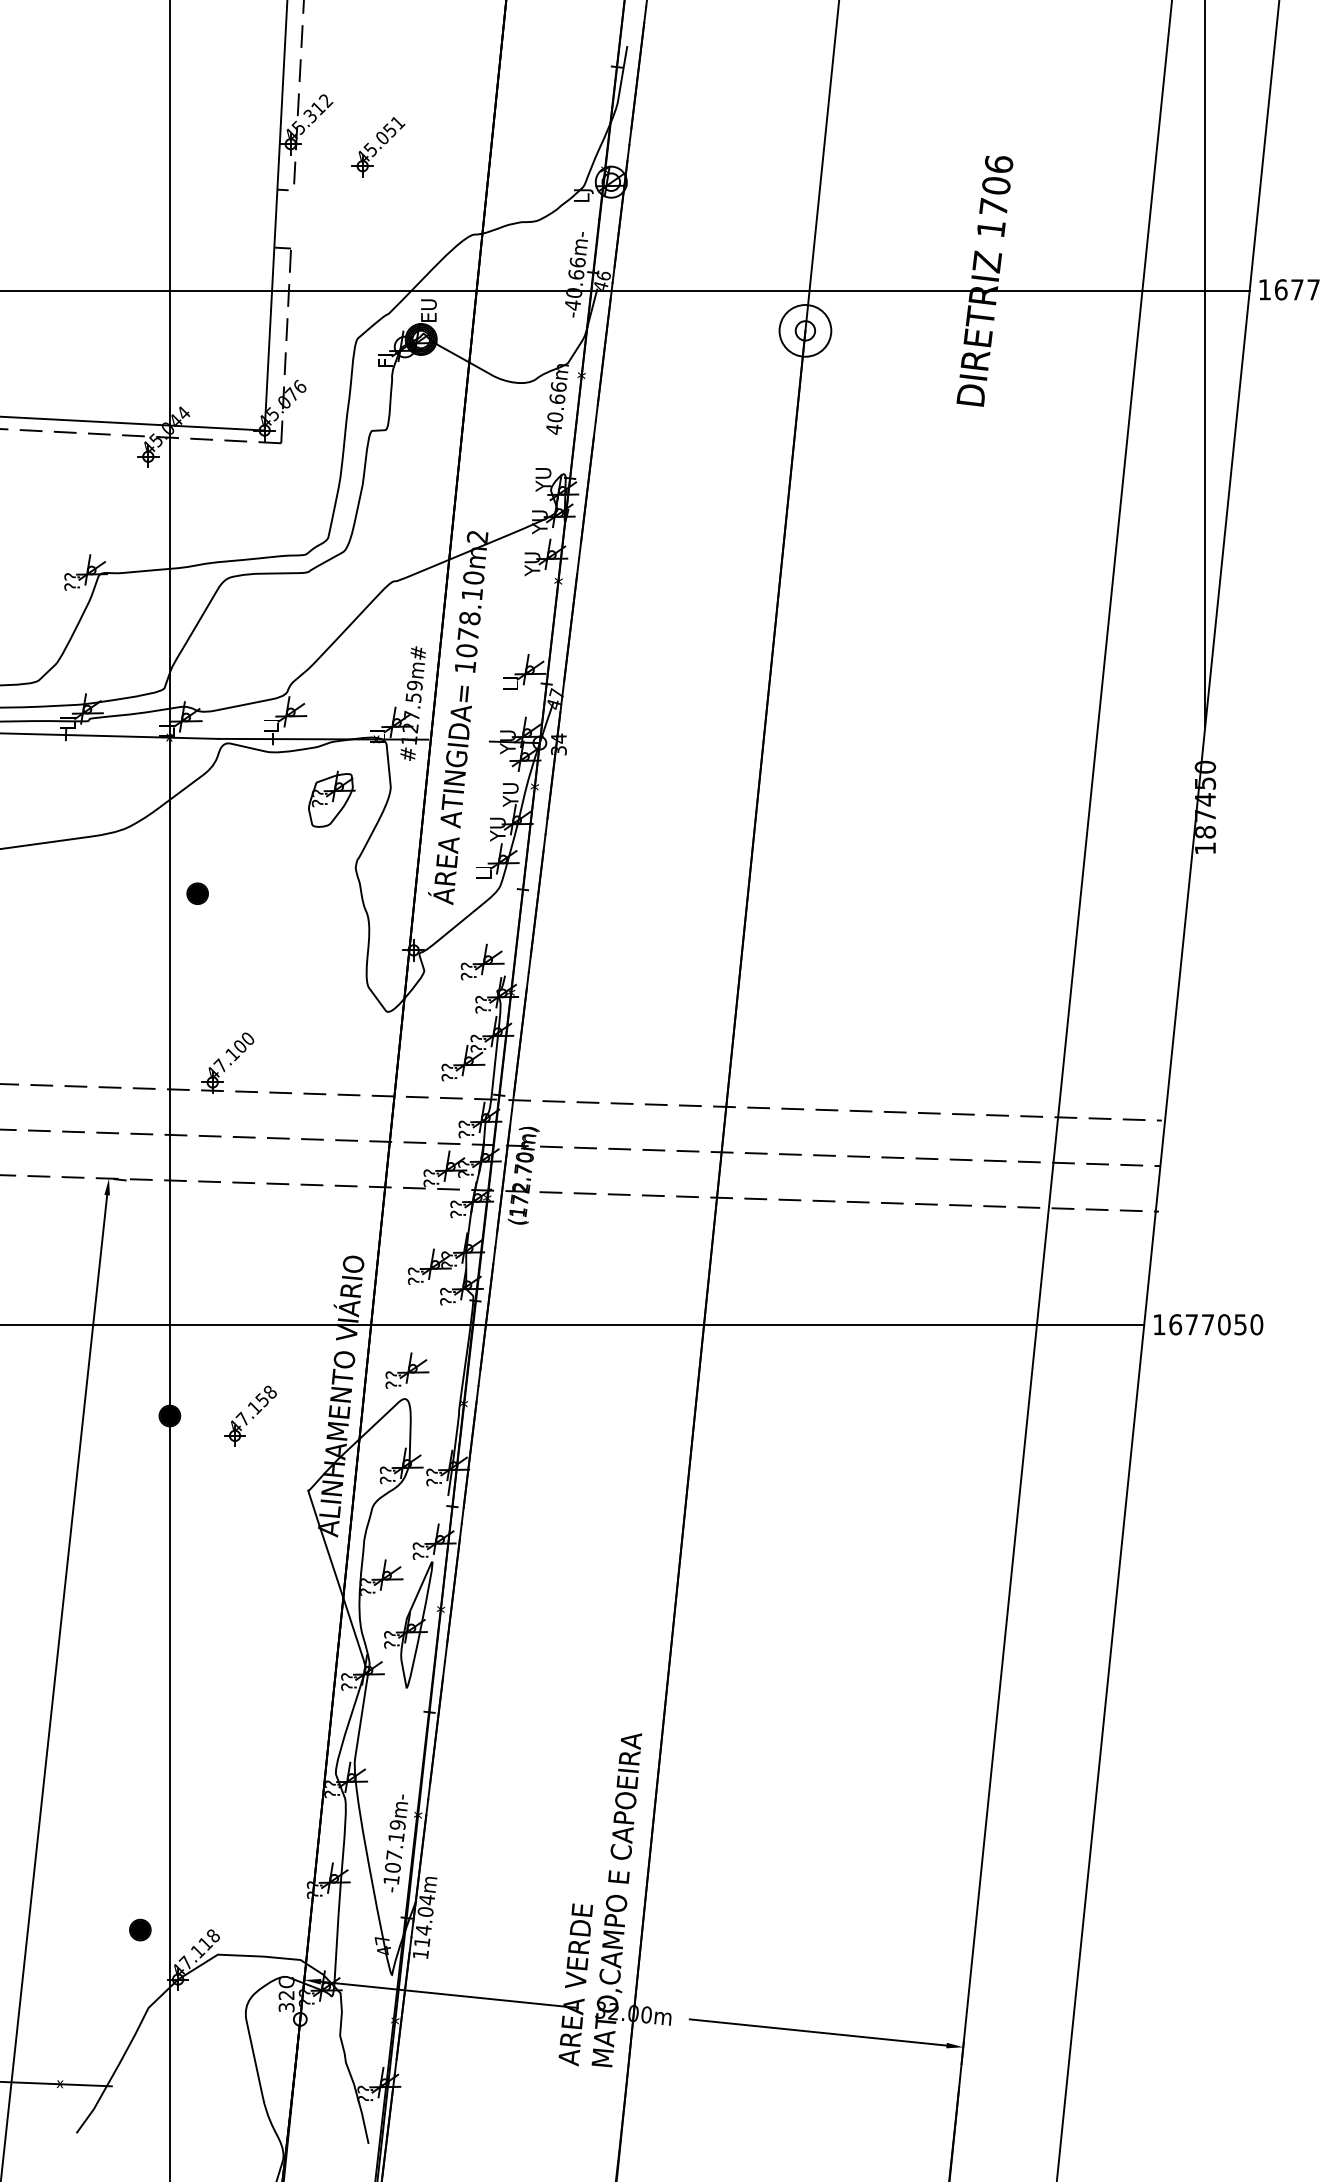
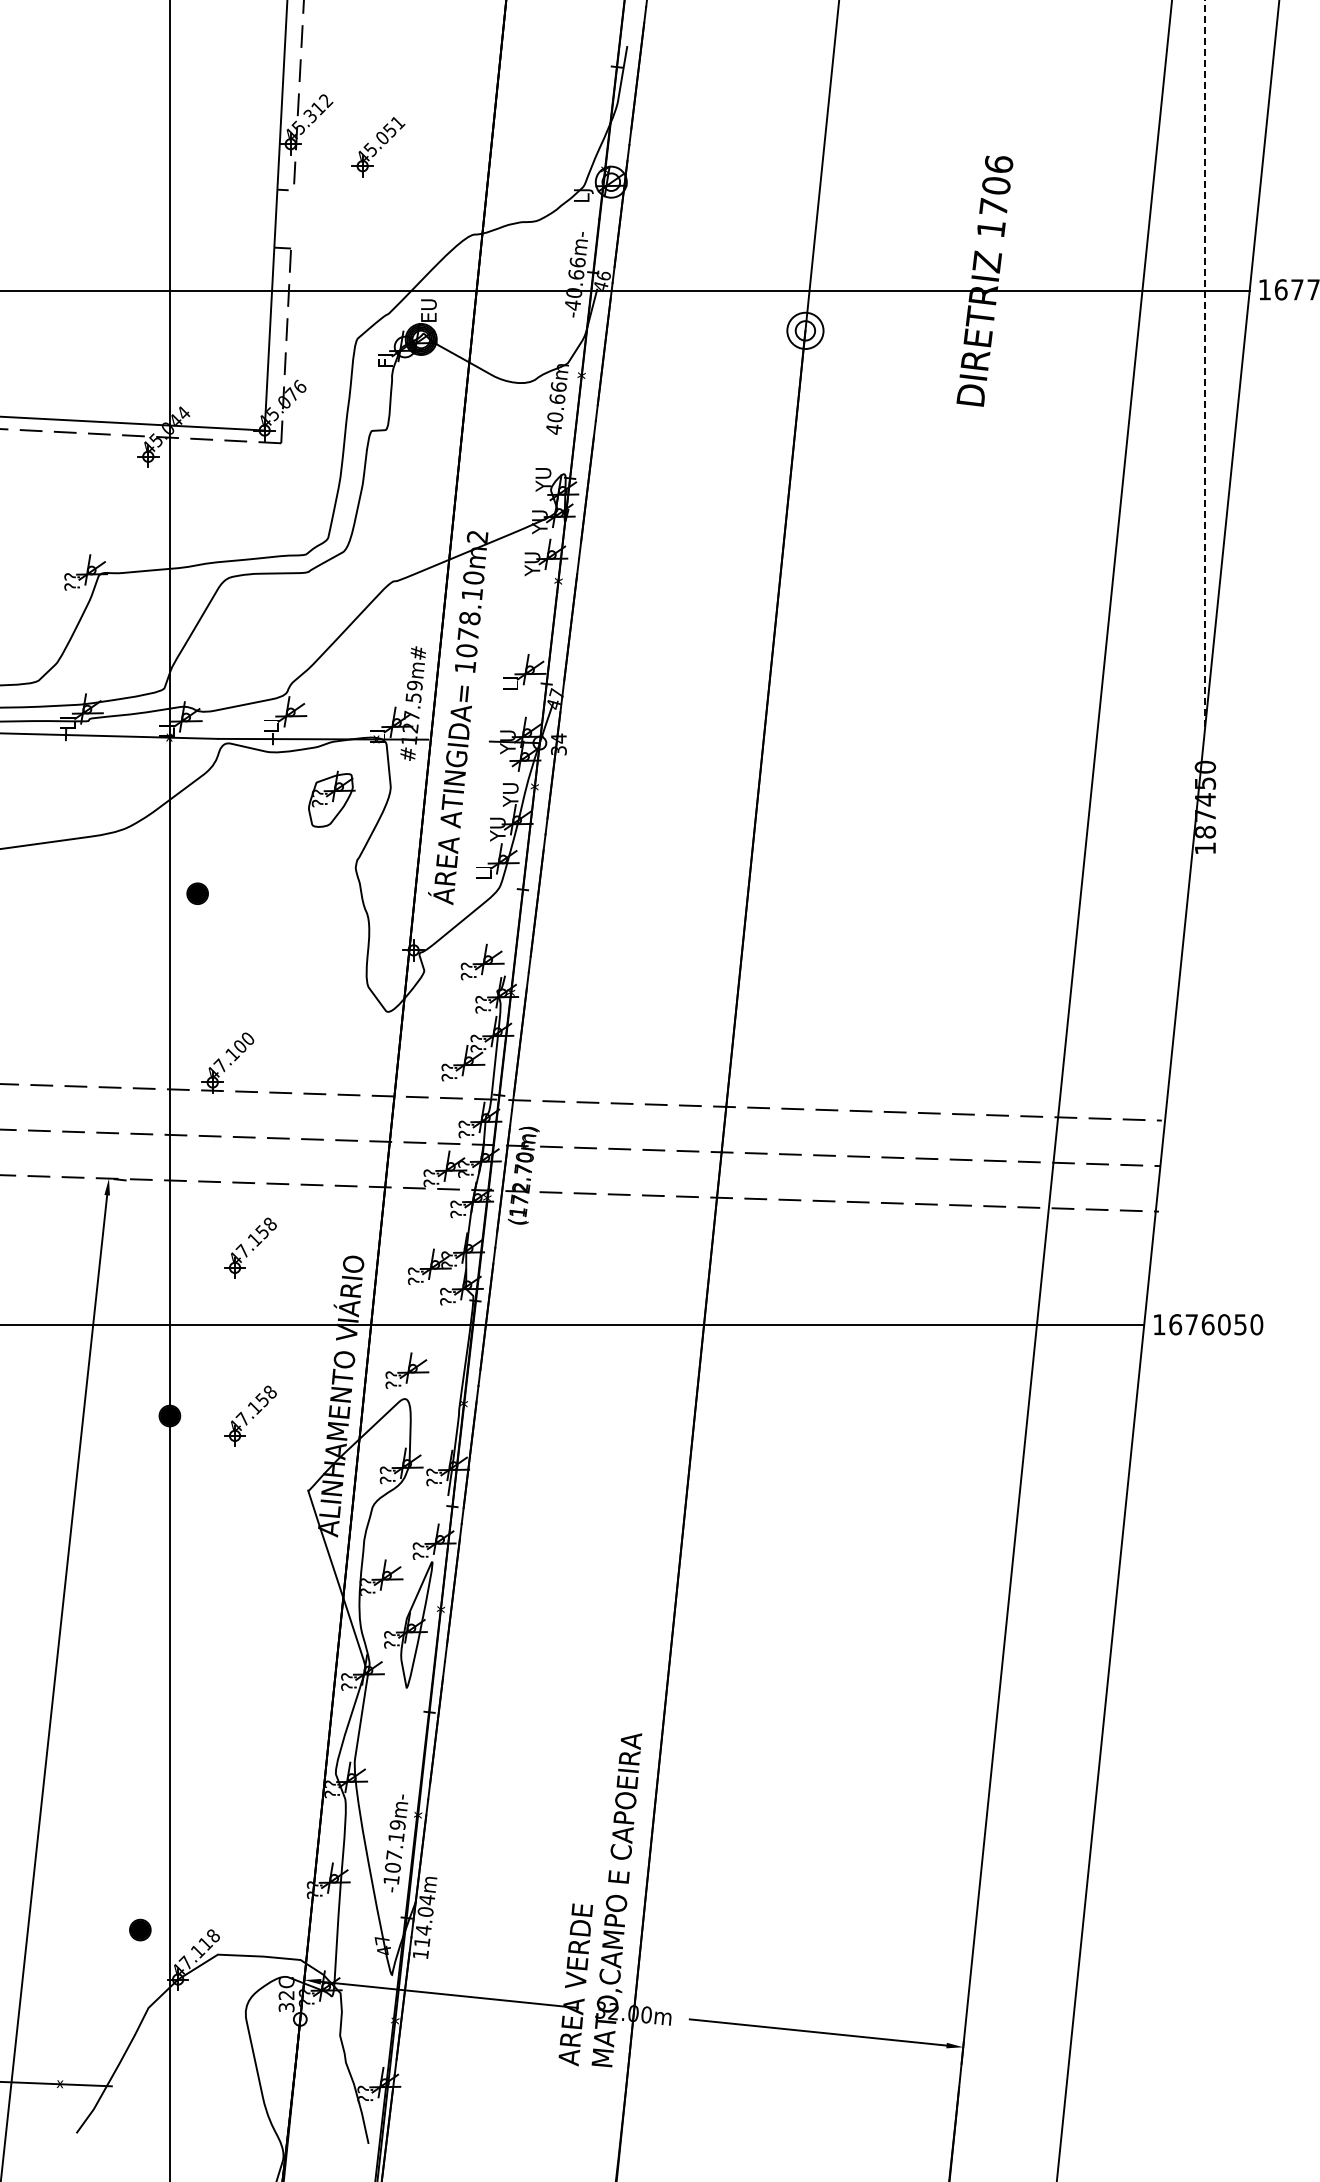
circle diameter: 52 px -> 36 px (805, 330)
line: solid -> dashed (1205, 363)
part: none -> present (250, 1247)
text: 1677050 -> 1676050 (1207, 1324)
